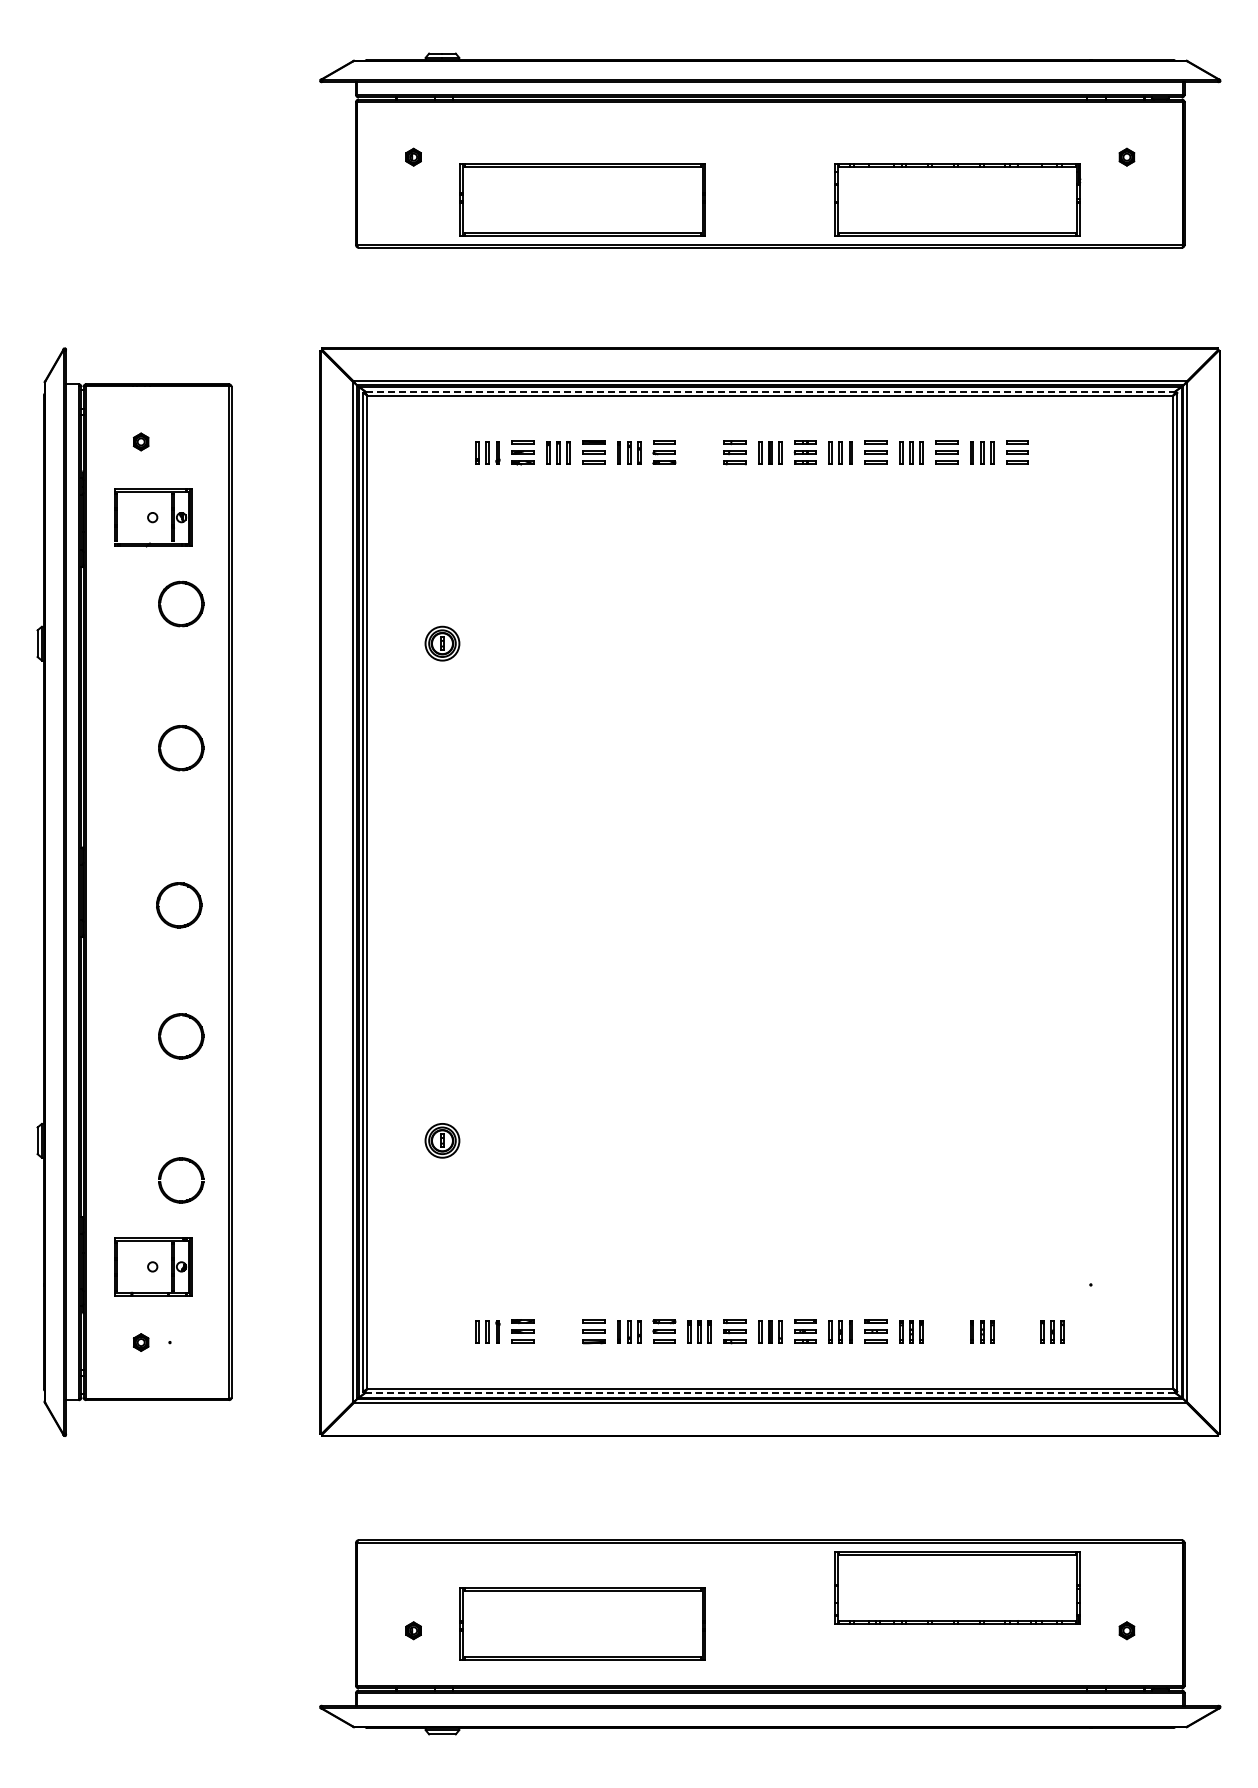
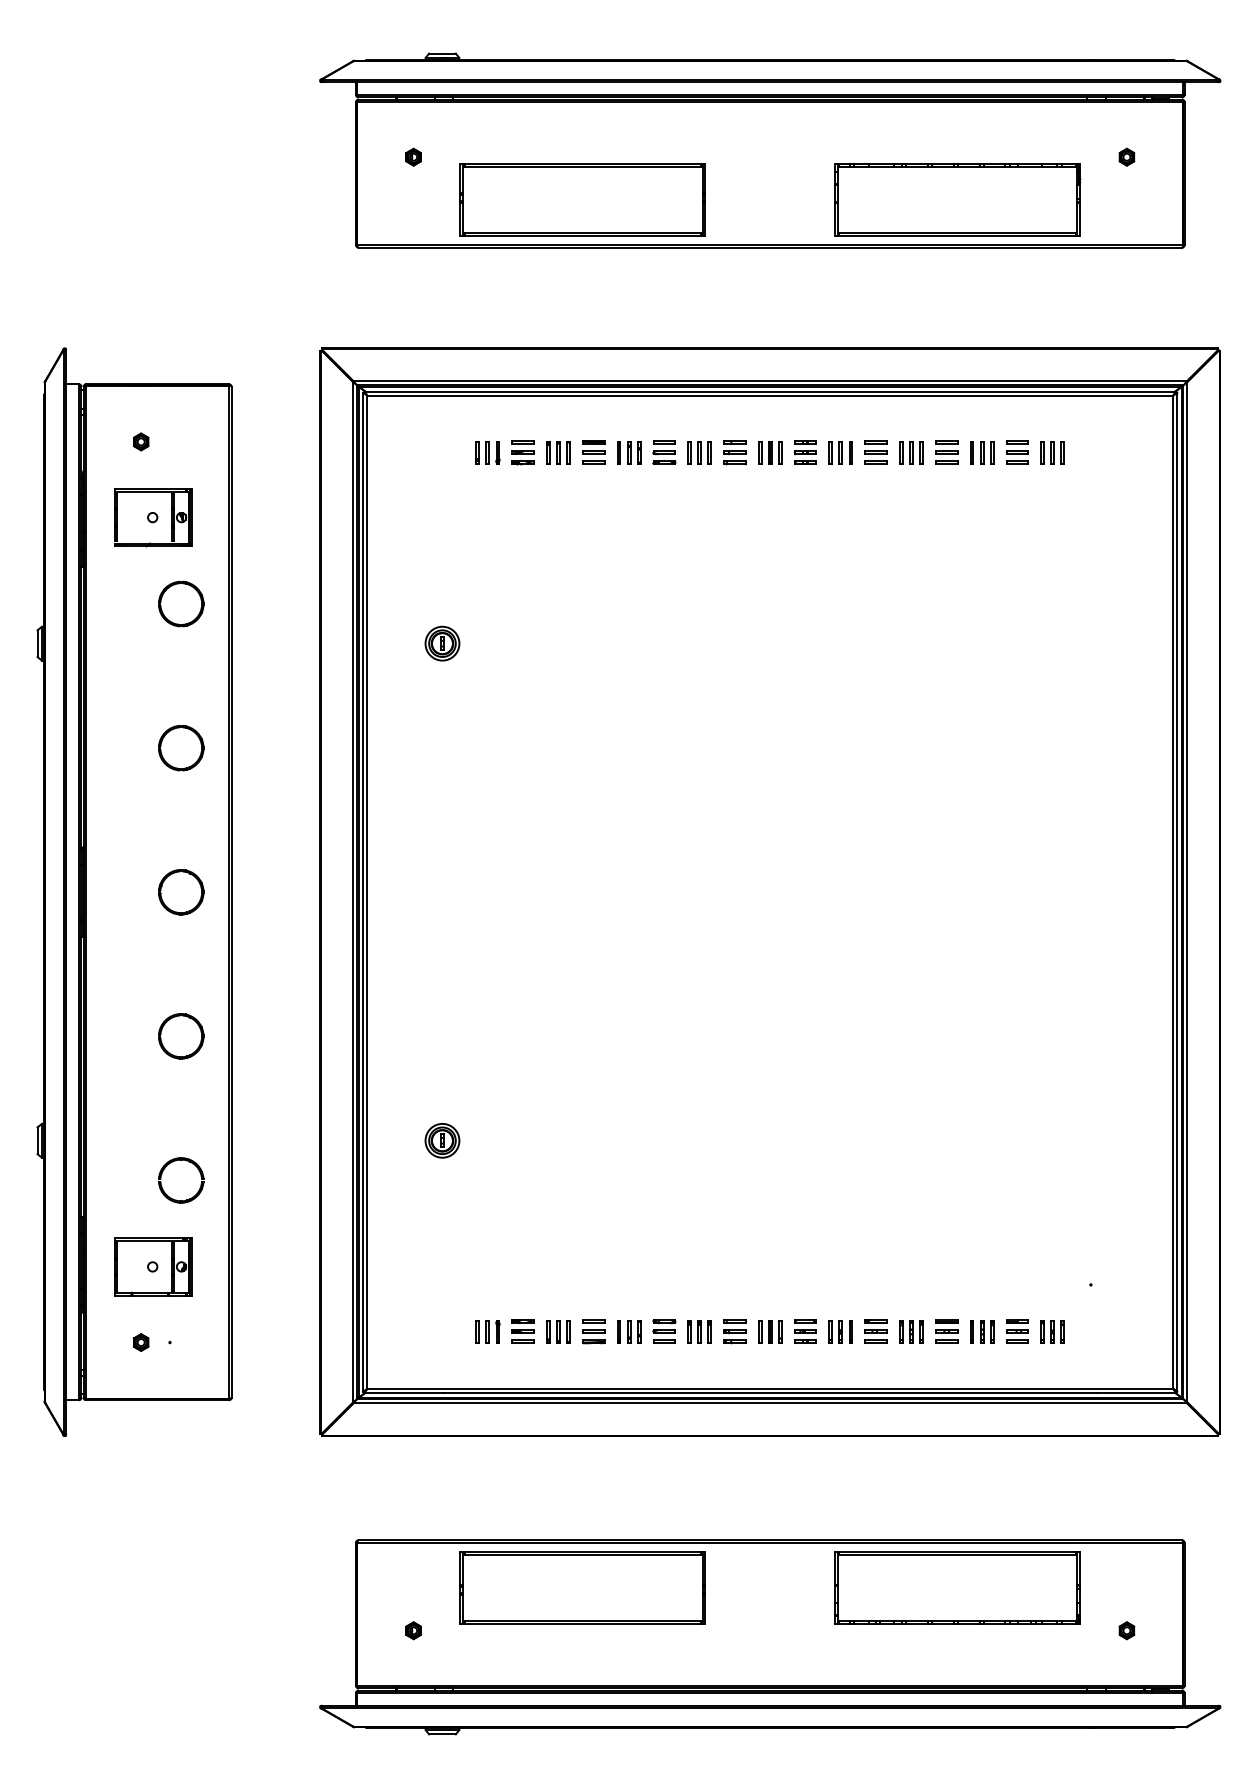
line: dashed -> solid (770, 391)
part: none -> present (699, 452)
part: none -> present (1052, 452)
part position: (179, 905) -> (181, 892) (181, 892)
part: none -> present (558, 1331)
part: none -> present (946, 1331)
part: none -> present (1017, 1331)
line: dashed -> solid (770, 1393)
part position: (582, 1623) -> (582, 1587) (582, 1587)
